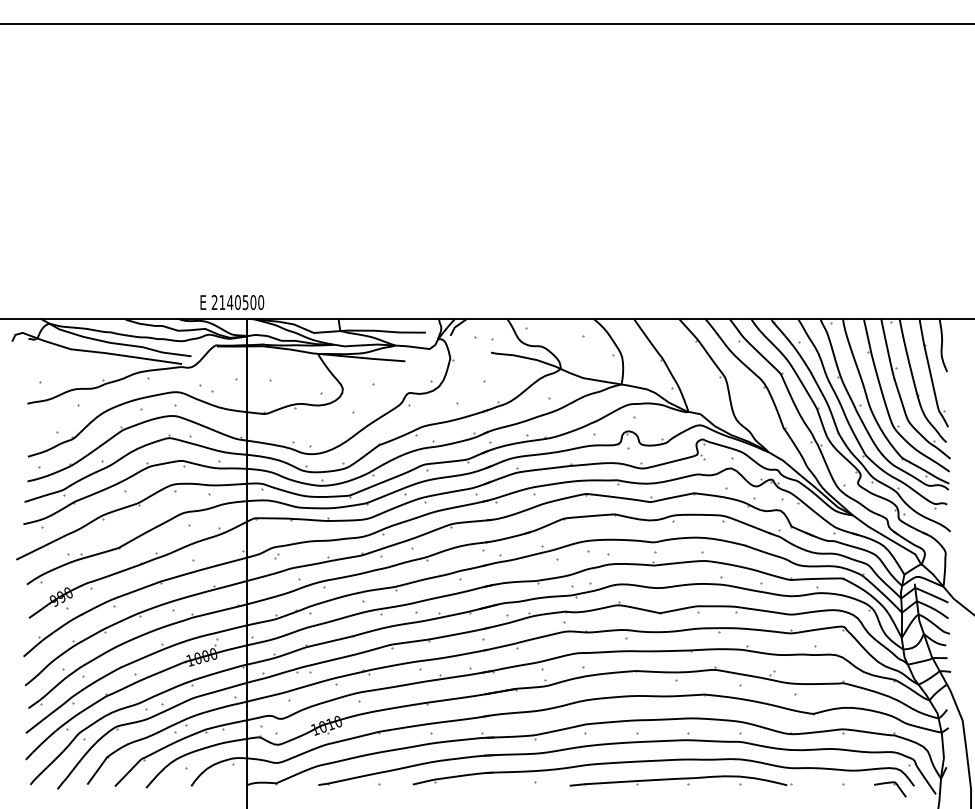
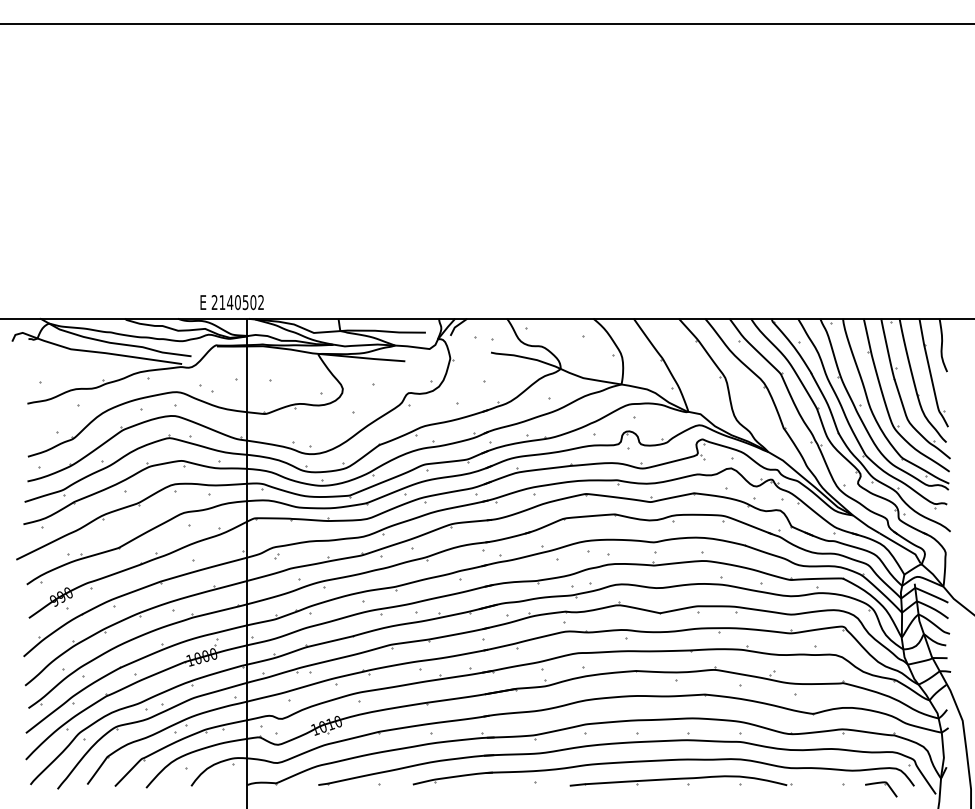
text: 2140500 -> 2140502 (261, 302)
part position: (890, 789) -> (881, 789) (881, 789)
